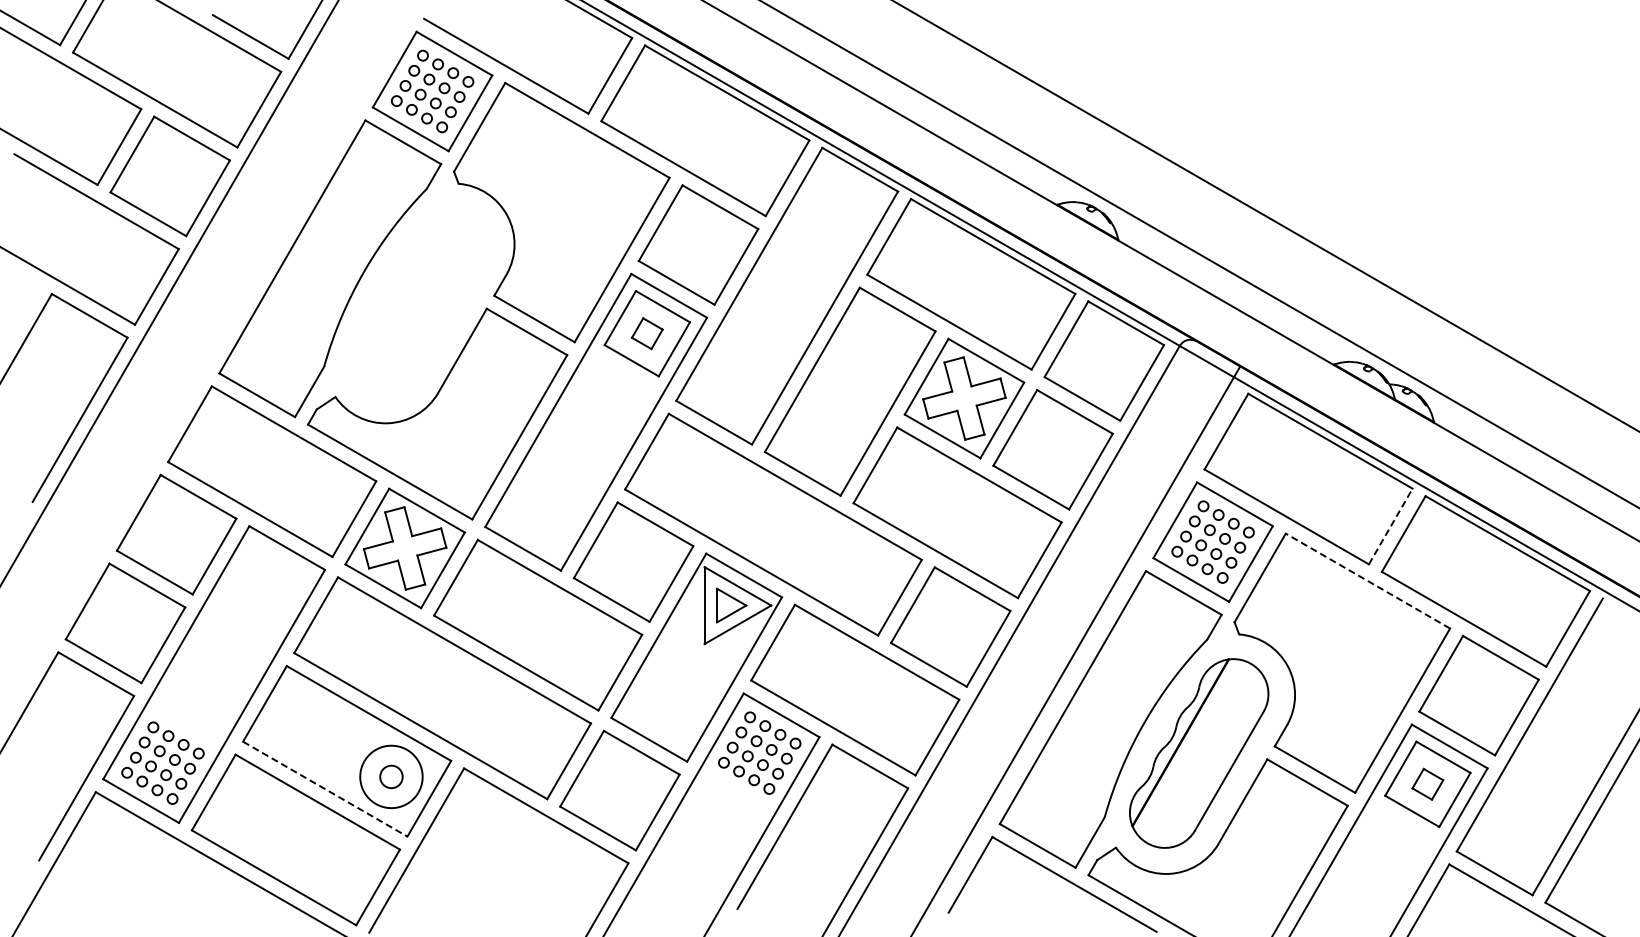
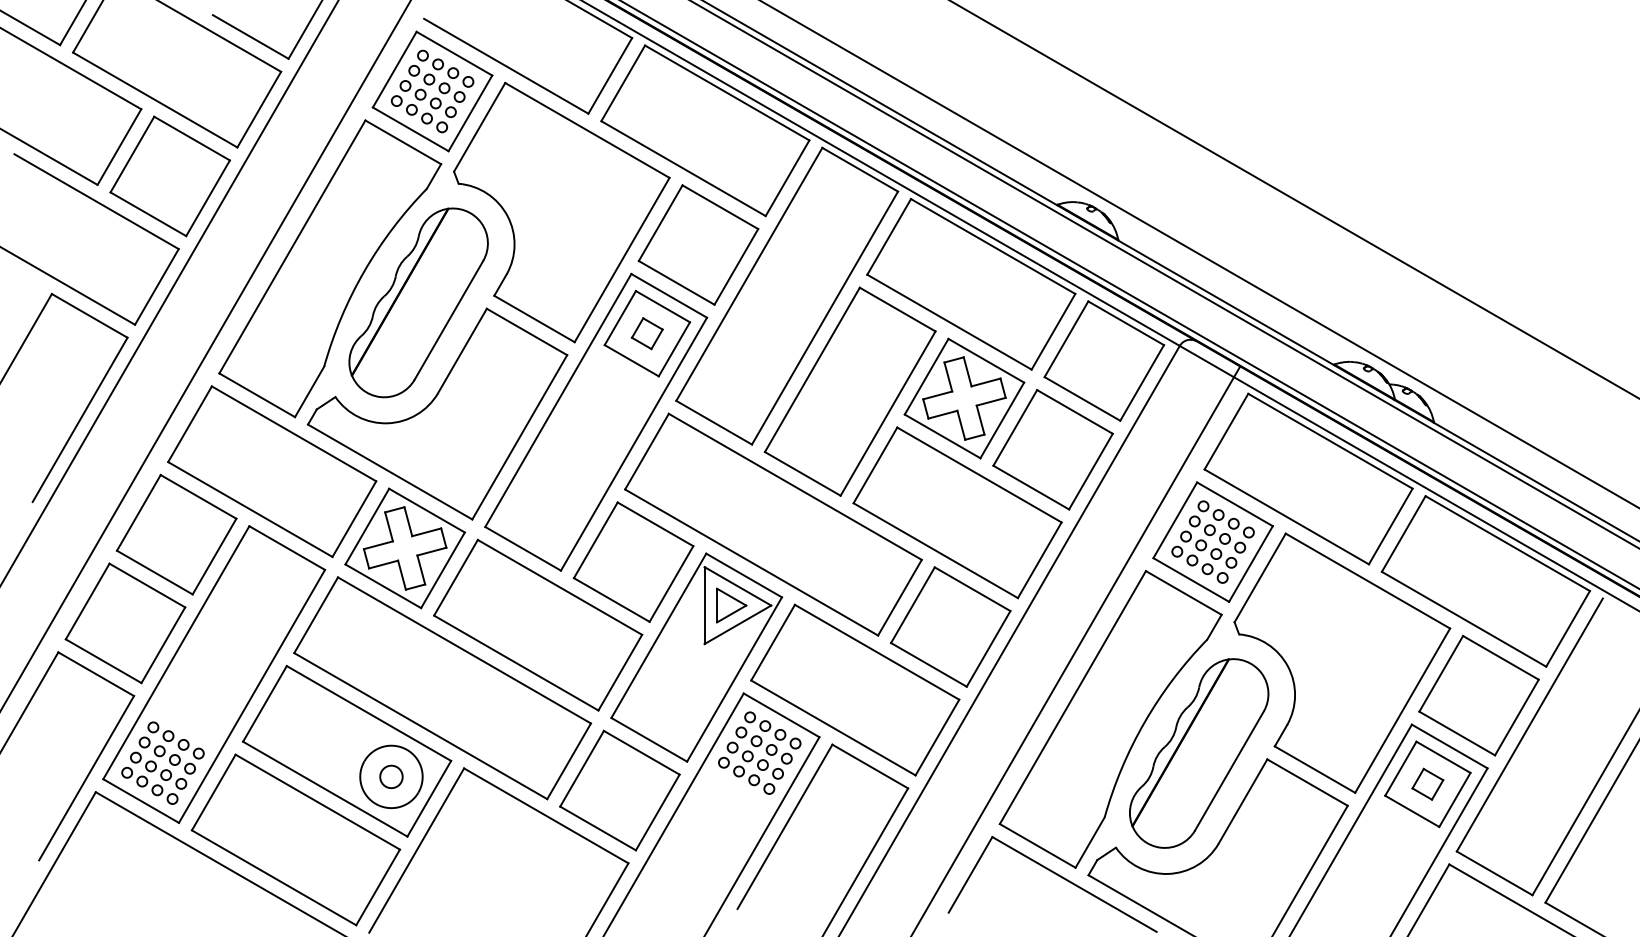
line position: (1265, 216) -> (1294, 199) (1294, 199)
line: none -> present (1164, 274)
line: none -> present (1129, 294)
part: none -> present (418, 302)
line: none -> present (205, 354)
line: dashed -> solid (1390, 526)
line: dashed -> solid (1367, 581)
line: dashed -> solid (325, 789)
